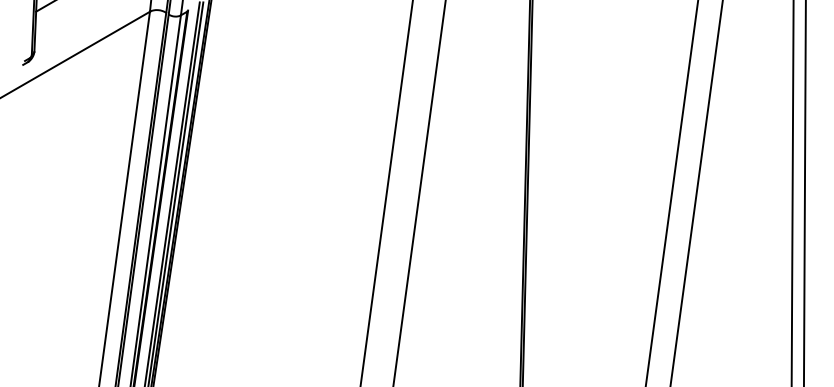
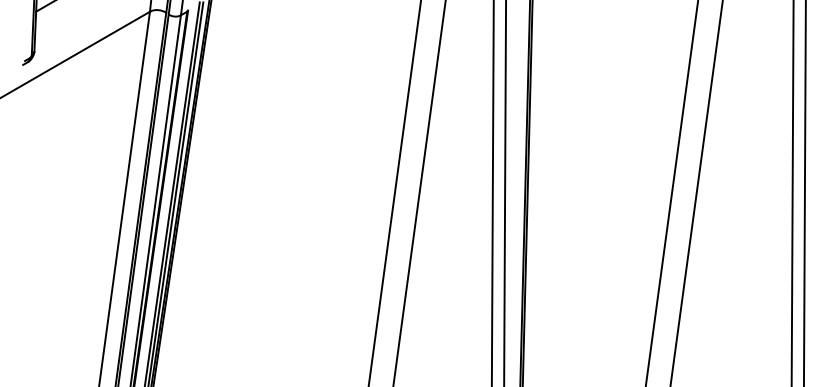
line position: (386, 192) -> (394, 192) (394, 192)
line: none -> present (492, 192)
line: none -> present (505, 192)
